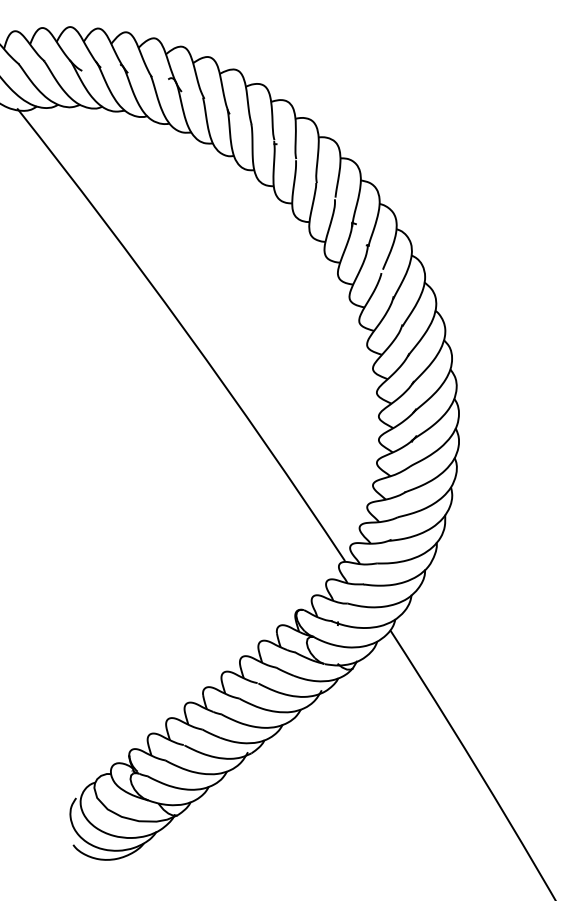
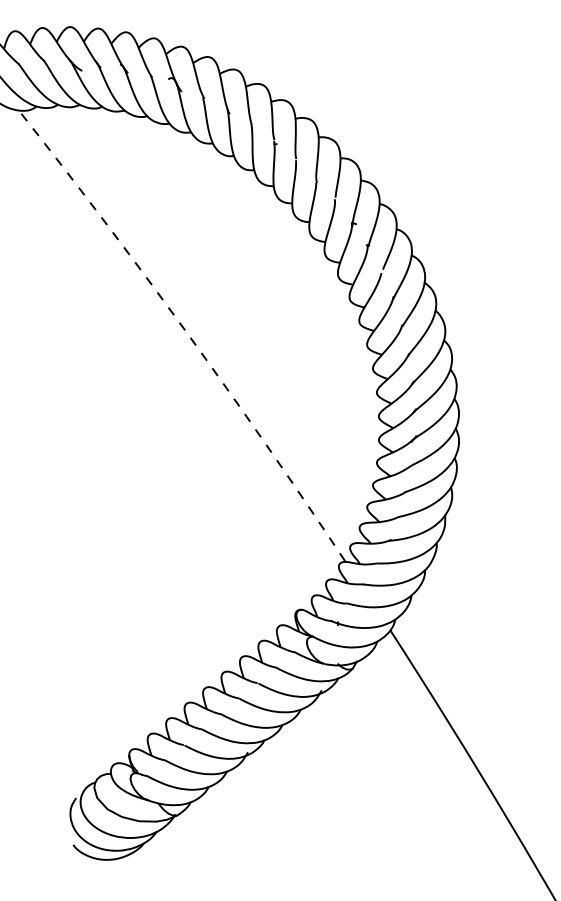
arc: solid -> dashed (185, 331)
